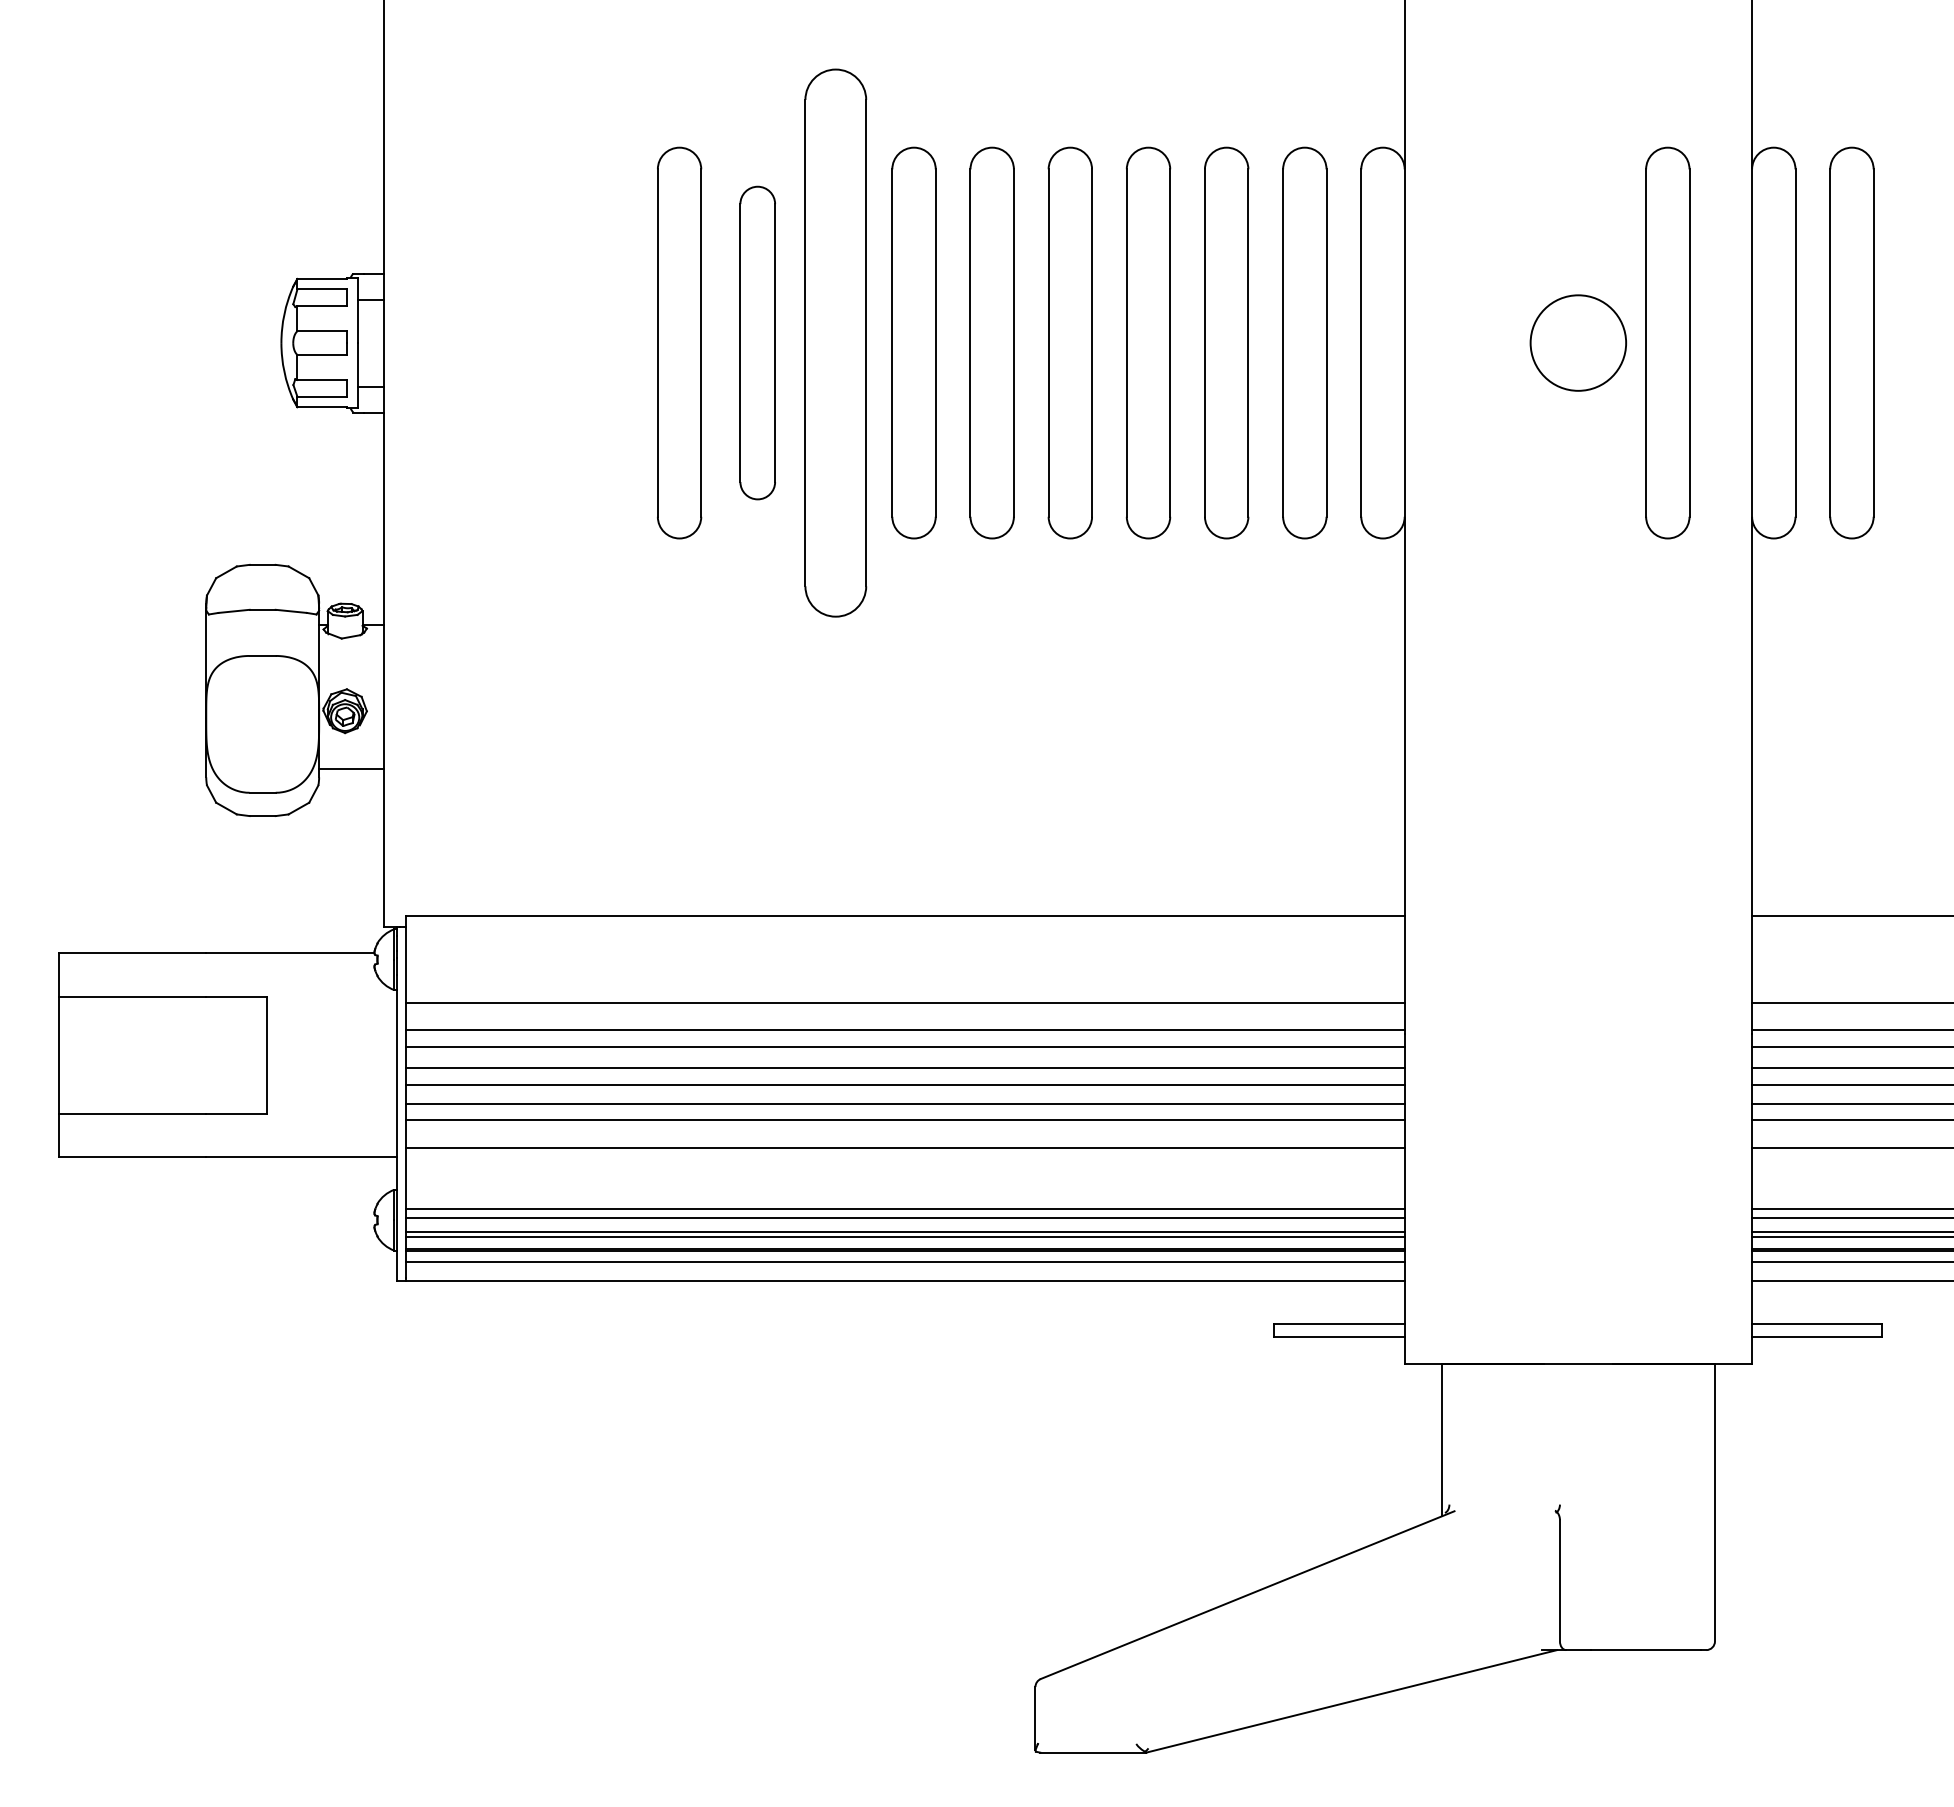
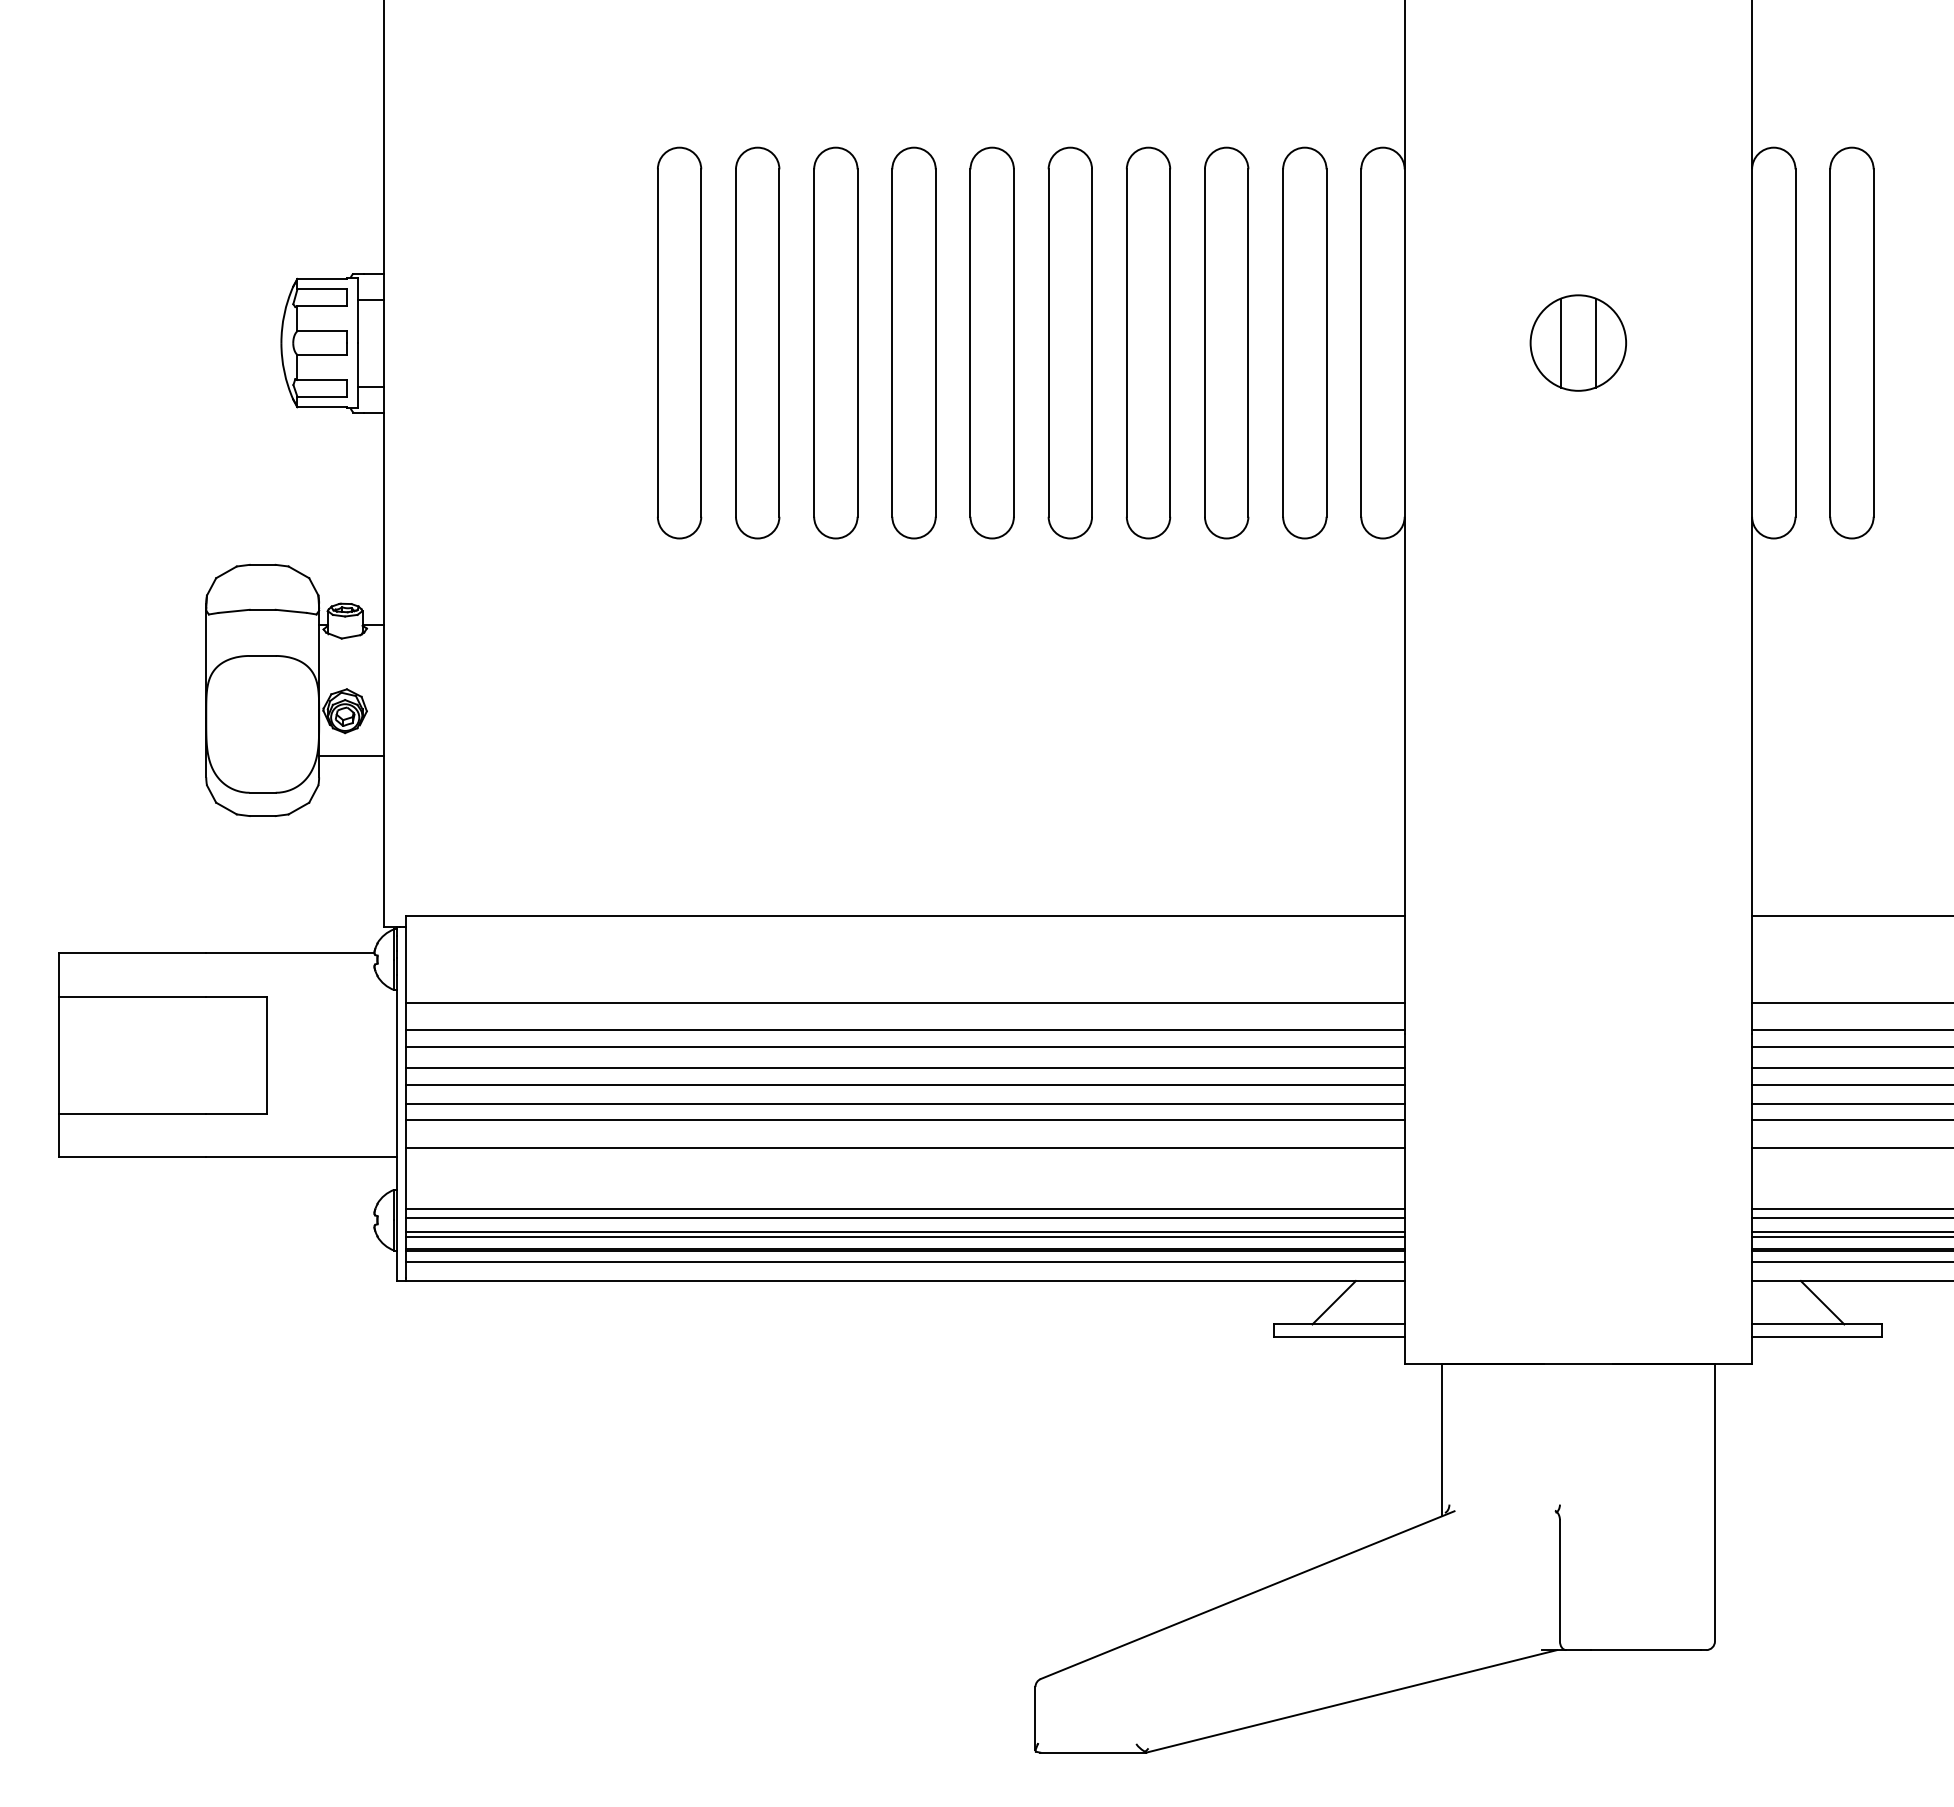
part size: 37x316 px -> 46x394 px (757, 342)
part size: 64x550 px -> 46x394 px (835, 342)
line: none -> present (1561, 342)
line: none -> present (1595, 342)
part: present -> none (1667, 342)
line position: (351, 768) -> (351, 755) (351, 755)
line: none -> present (1333, 1302)
line: none -> present (1822, 1302)
